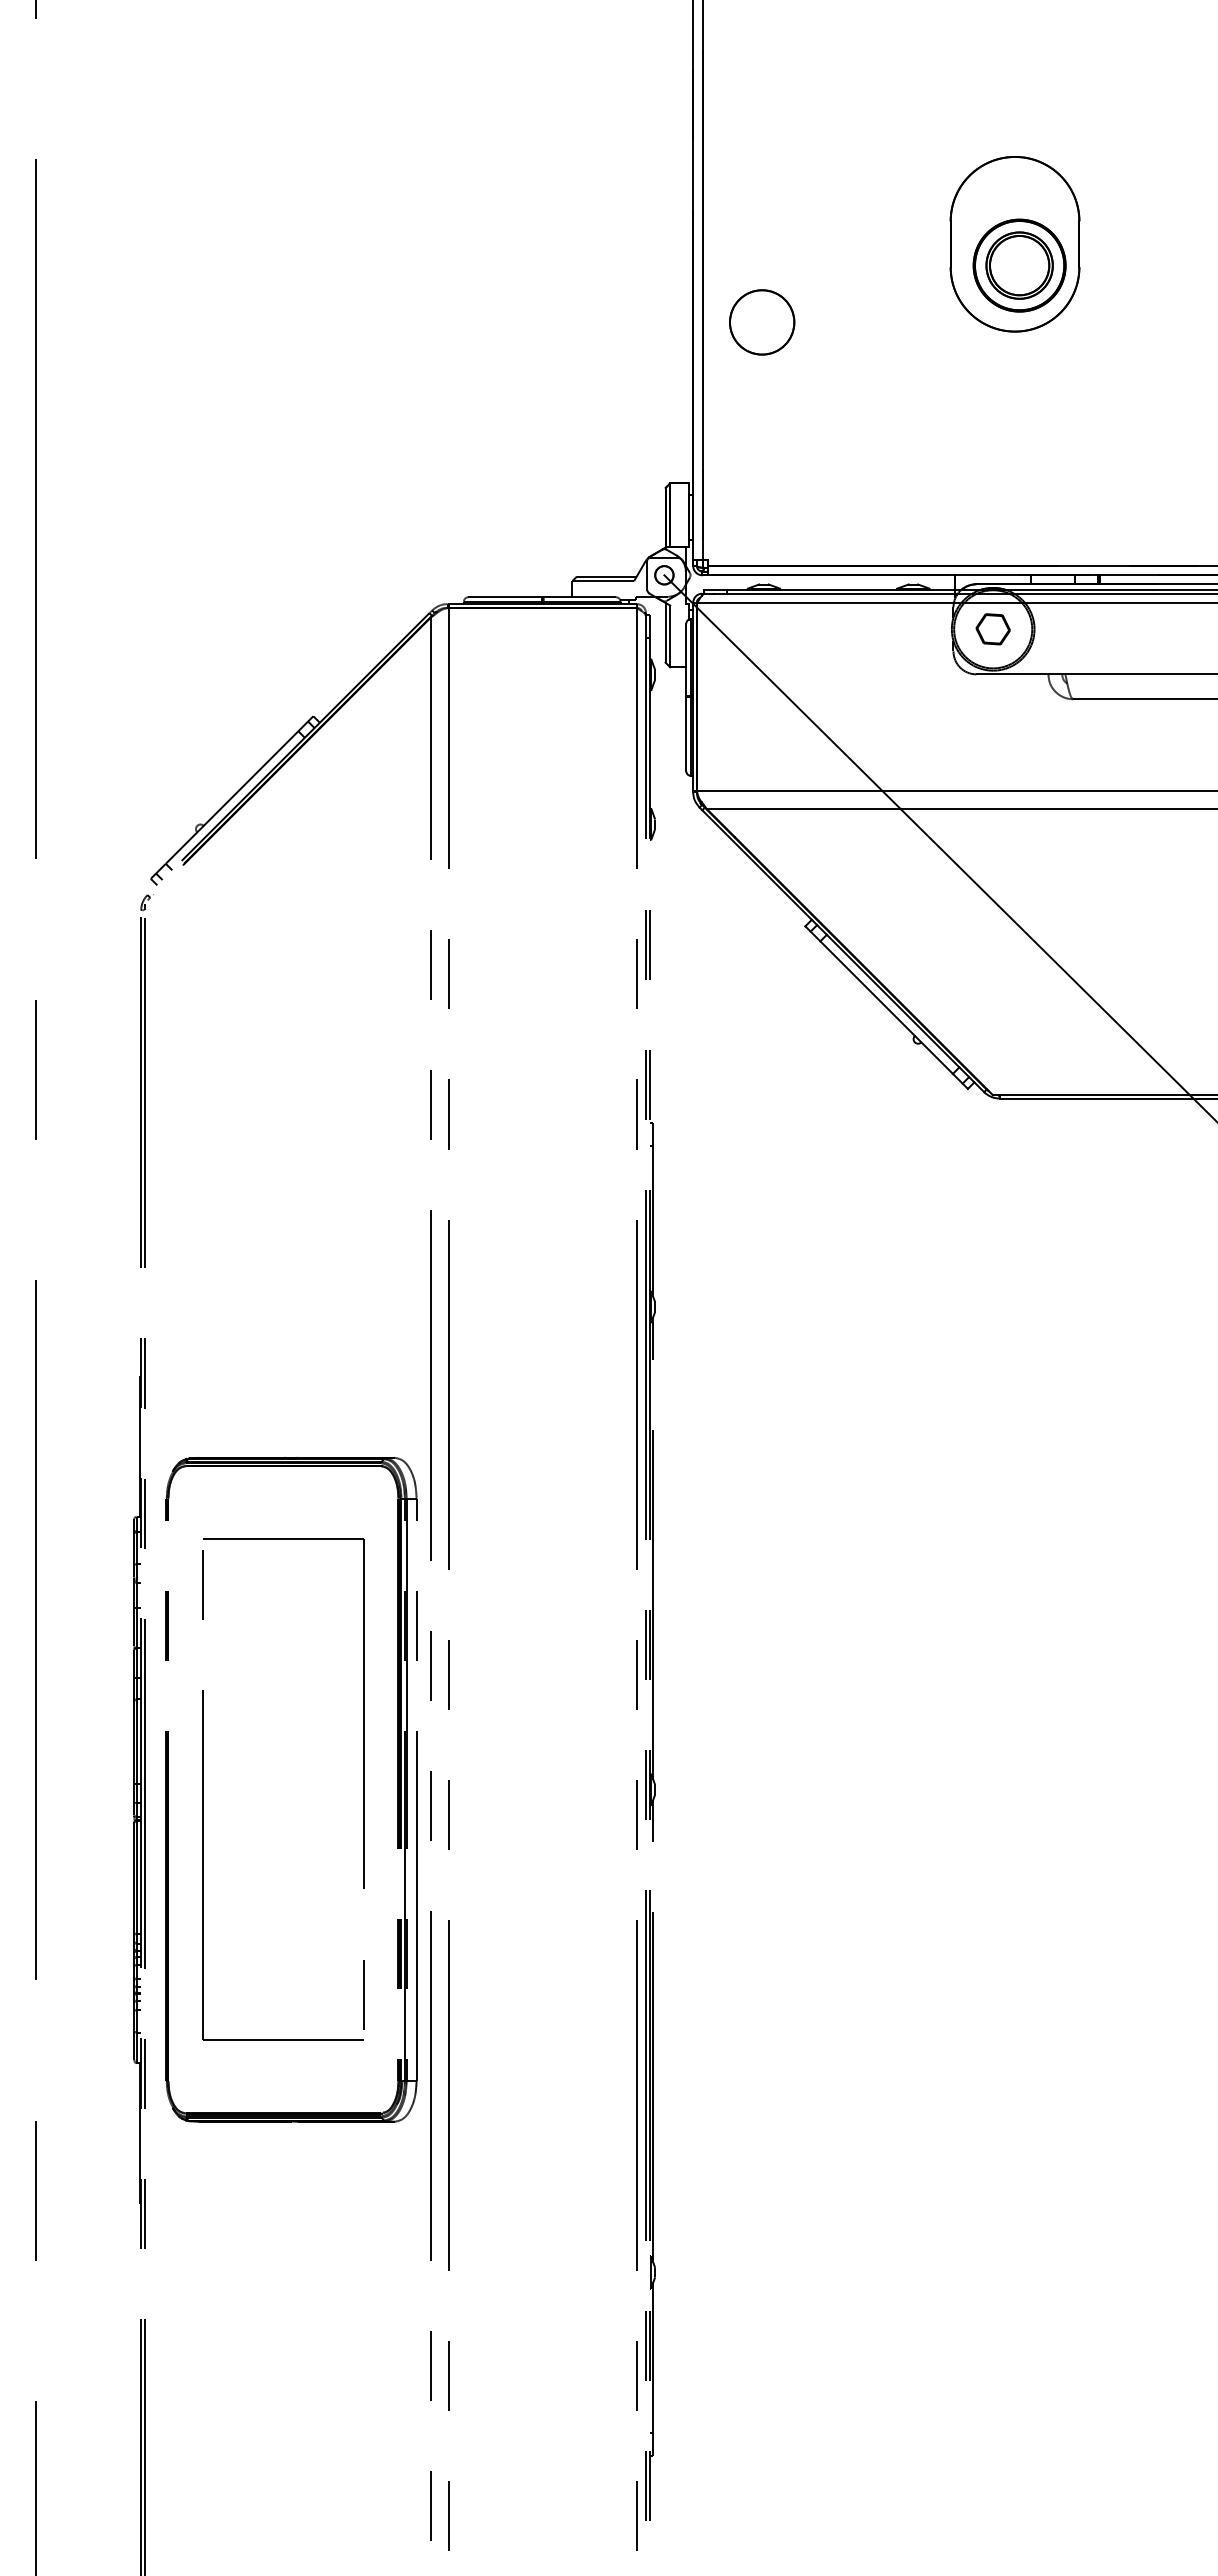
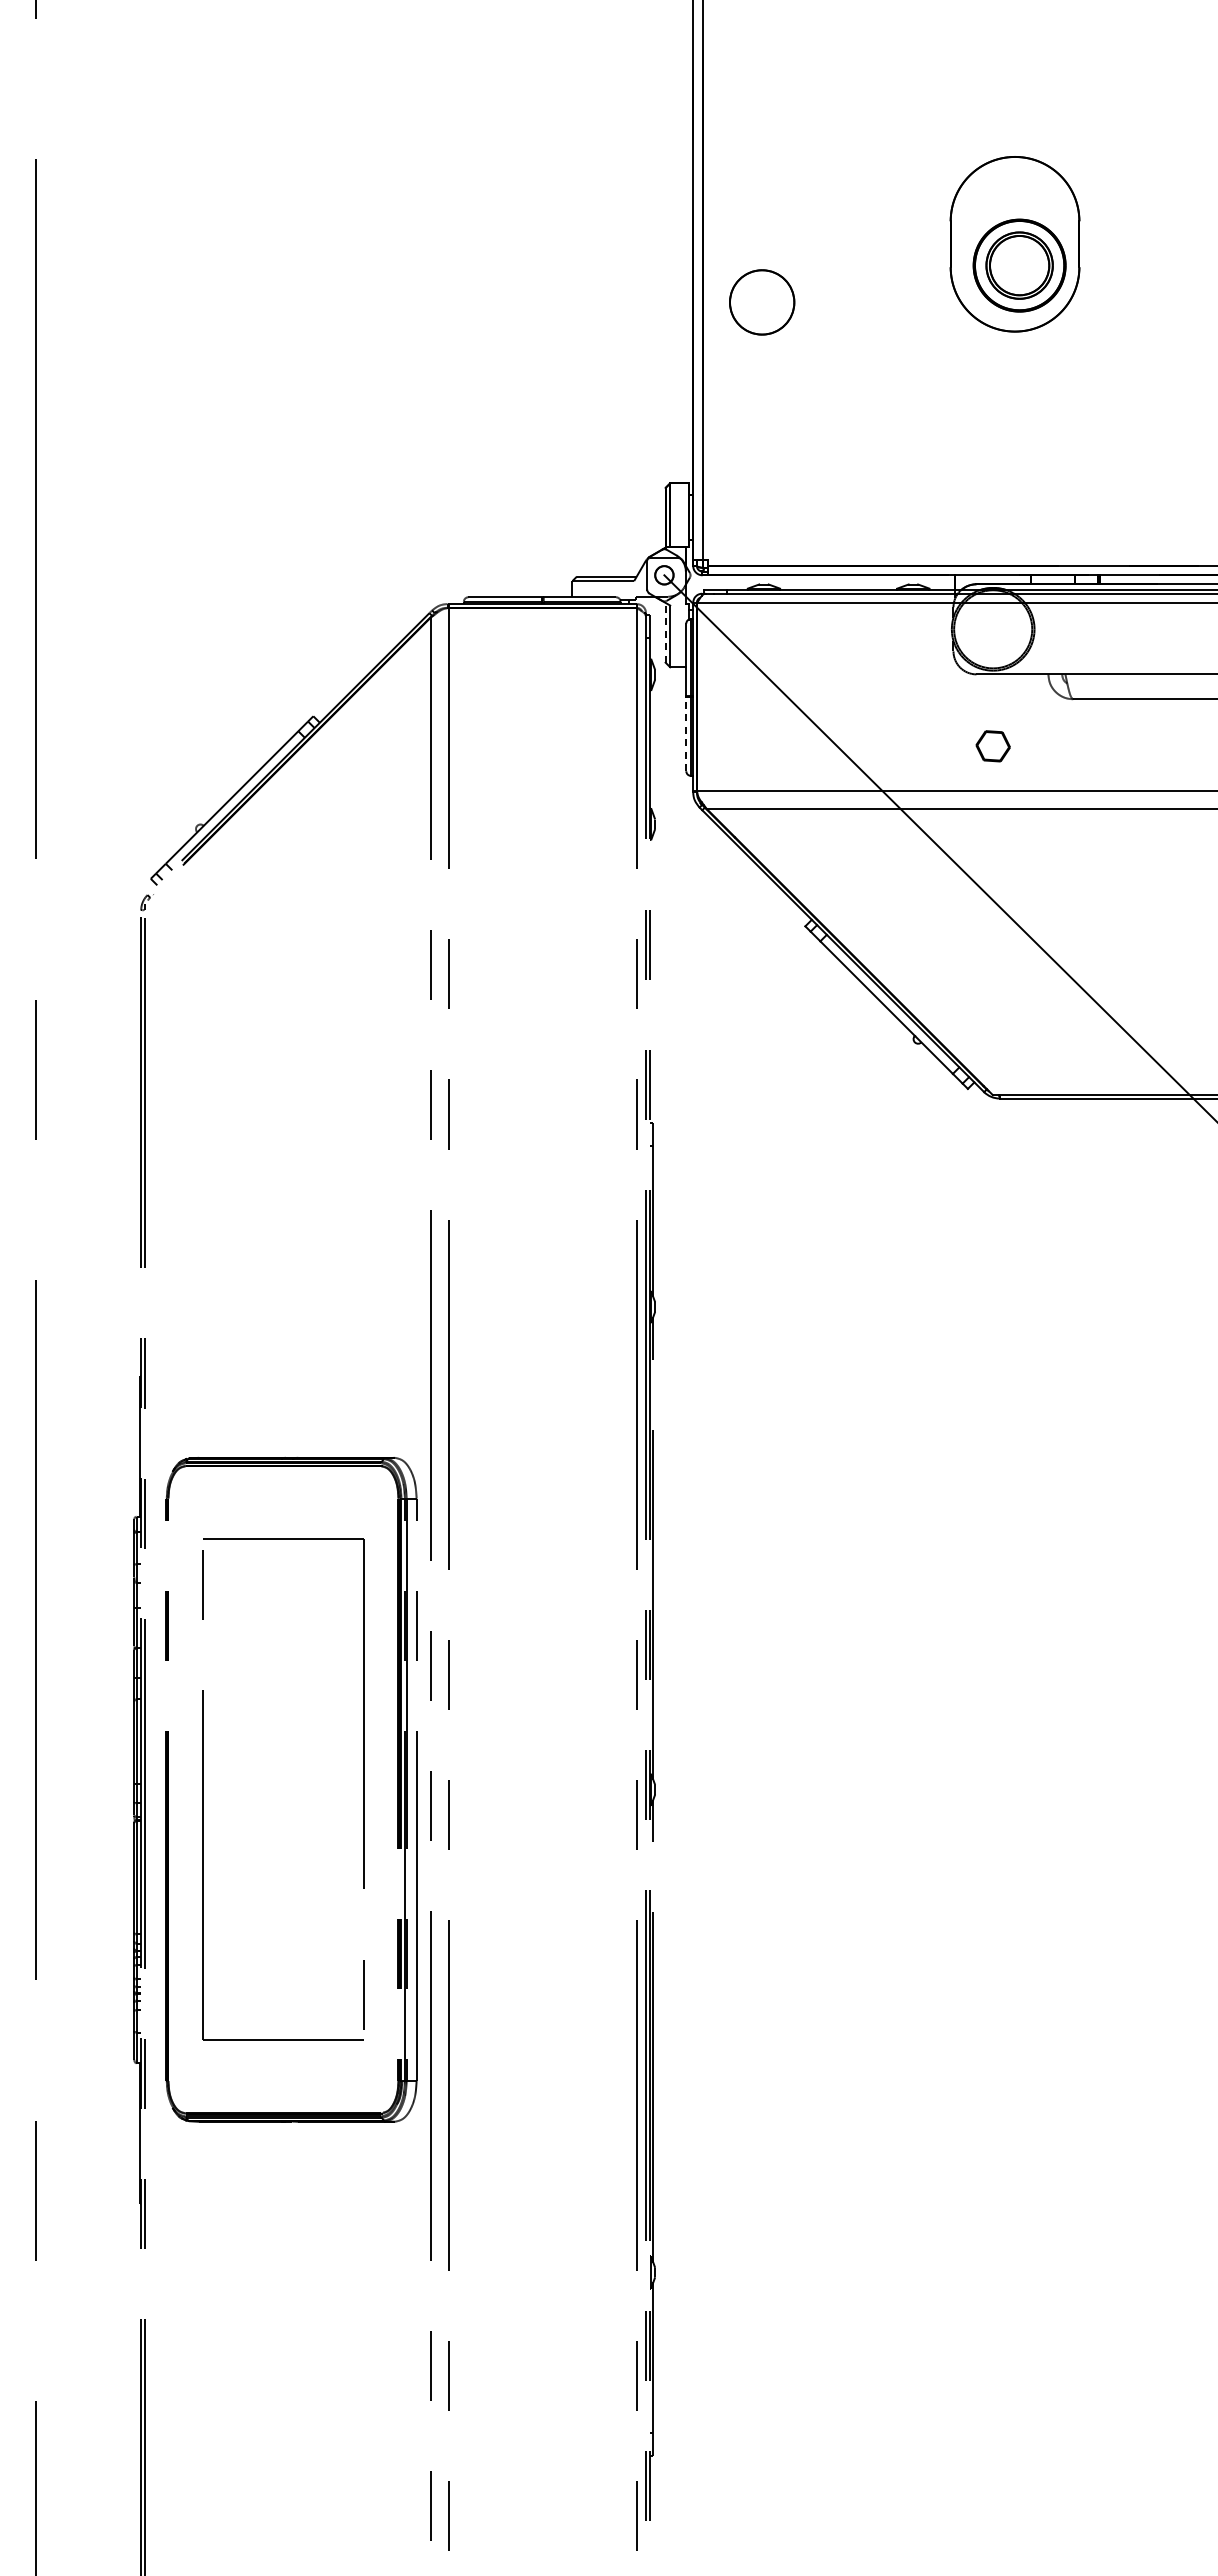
circle position: (762, 322) -> (762, 302) (762, 302)
part position: (992, 629) -> (992, 746) (992, 746)
line: solid -> dashed (665, 632)
line: solid -> dashed (686, 734)
